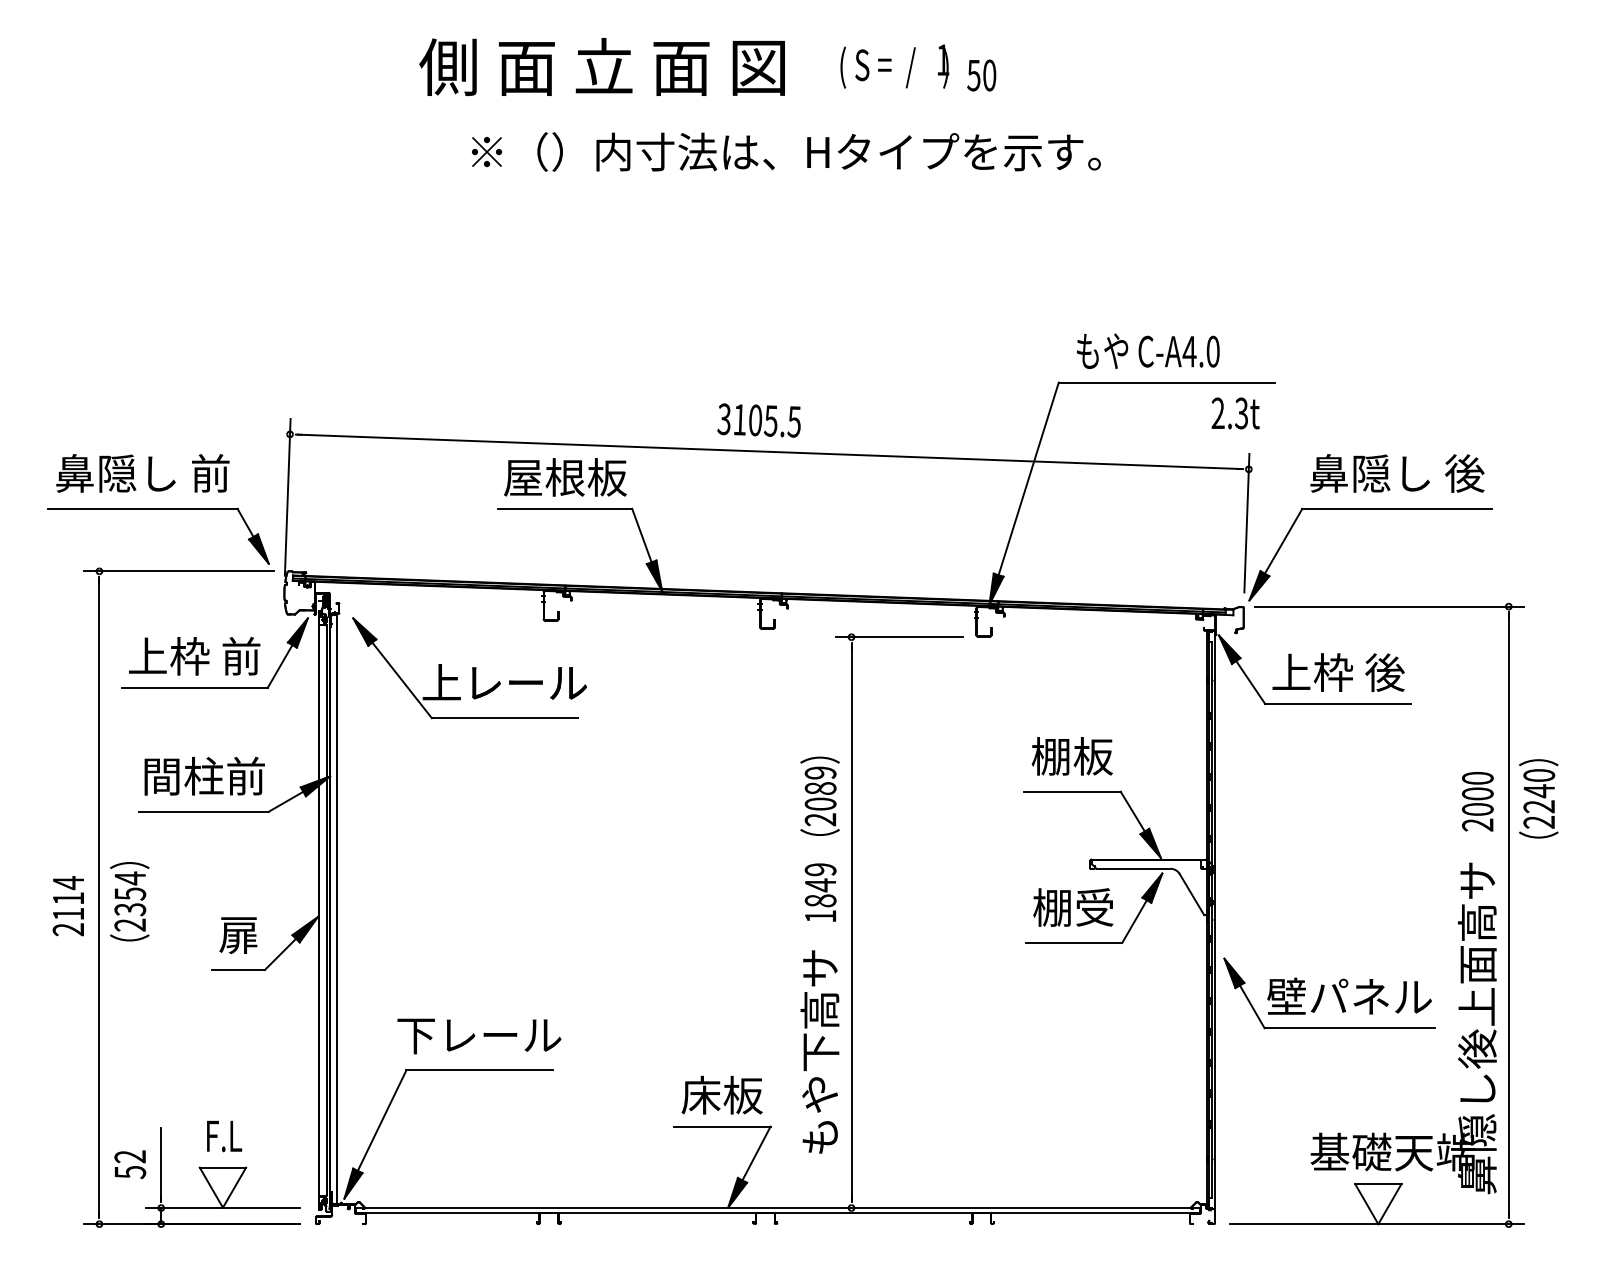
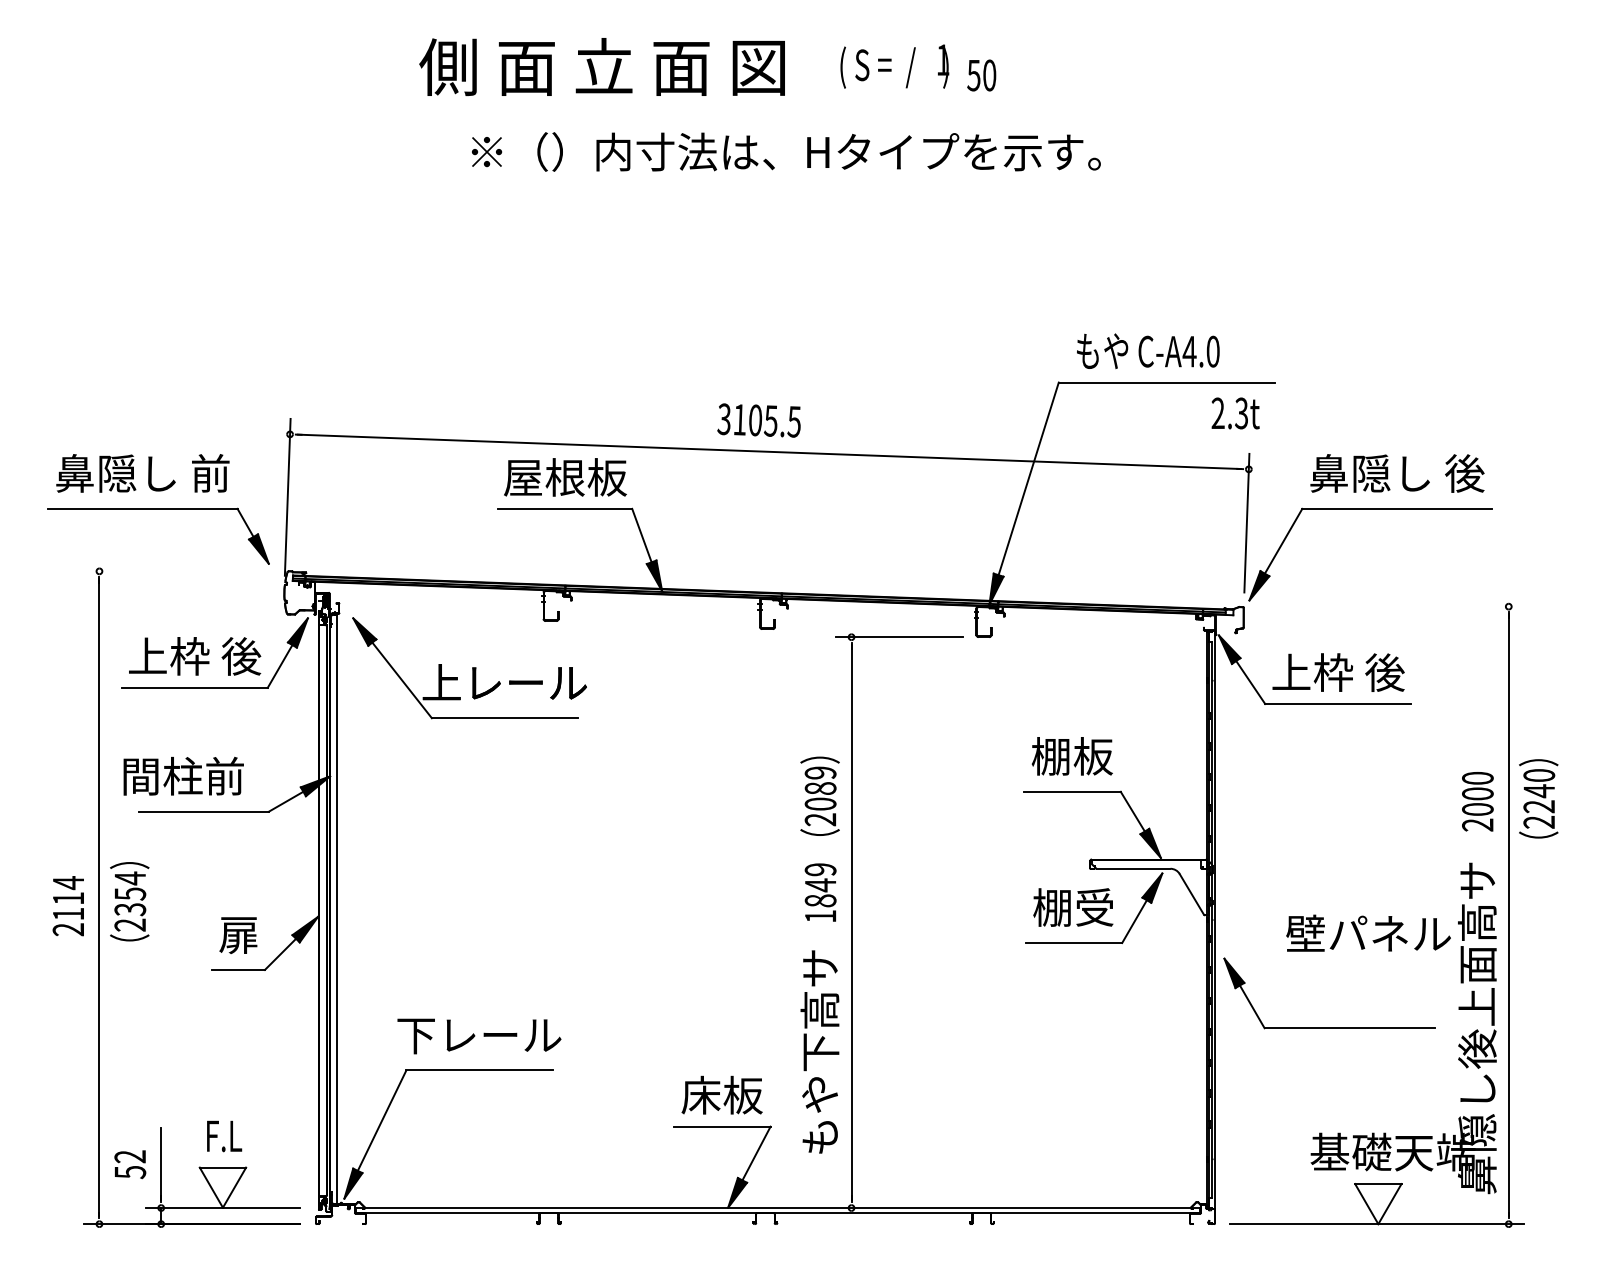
line: present -> none (178, 571)
line: present -> none (1389, 606)
text: 上枠 前 -> 上枠 後 (241, 656)
text position: (204, 775) -> (183, 775) (183, 775)
text position: (1349, 995) -> (1368, 932) (1368, 932)
